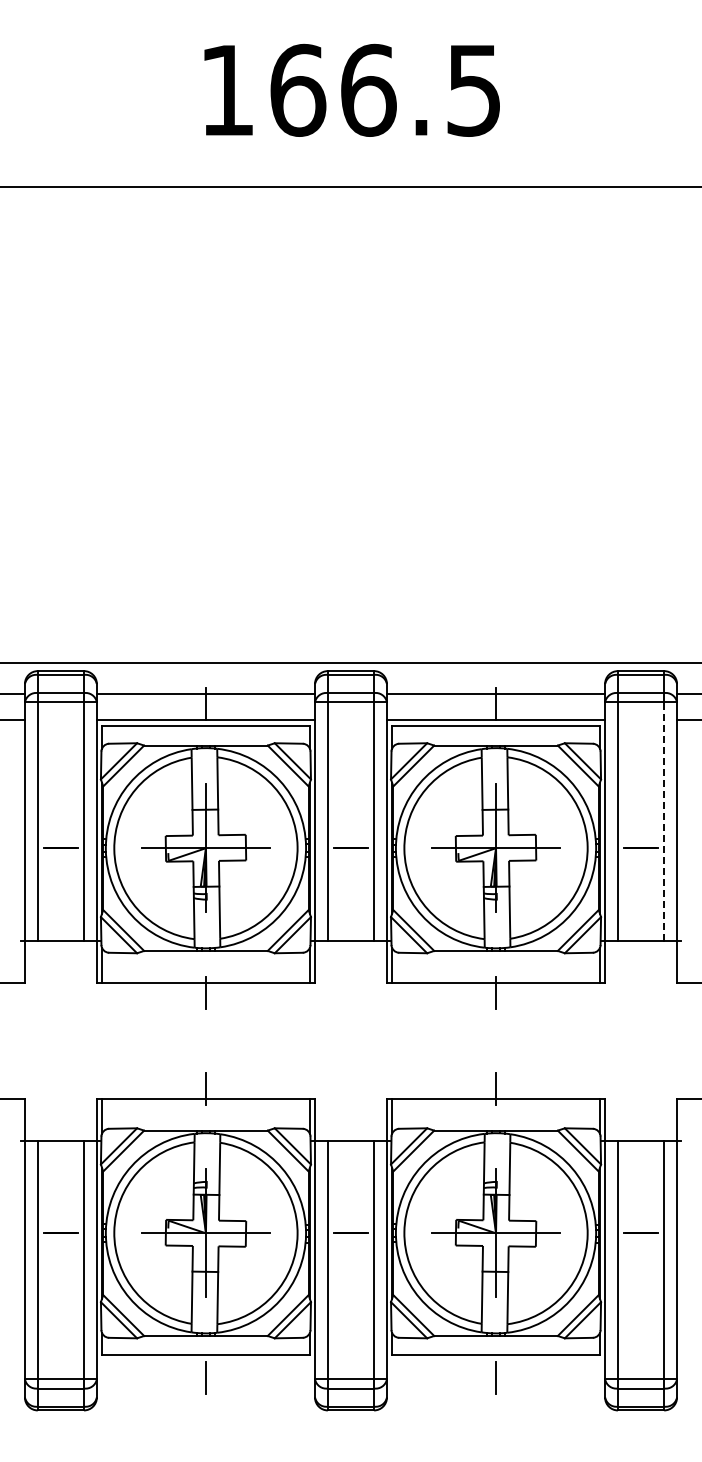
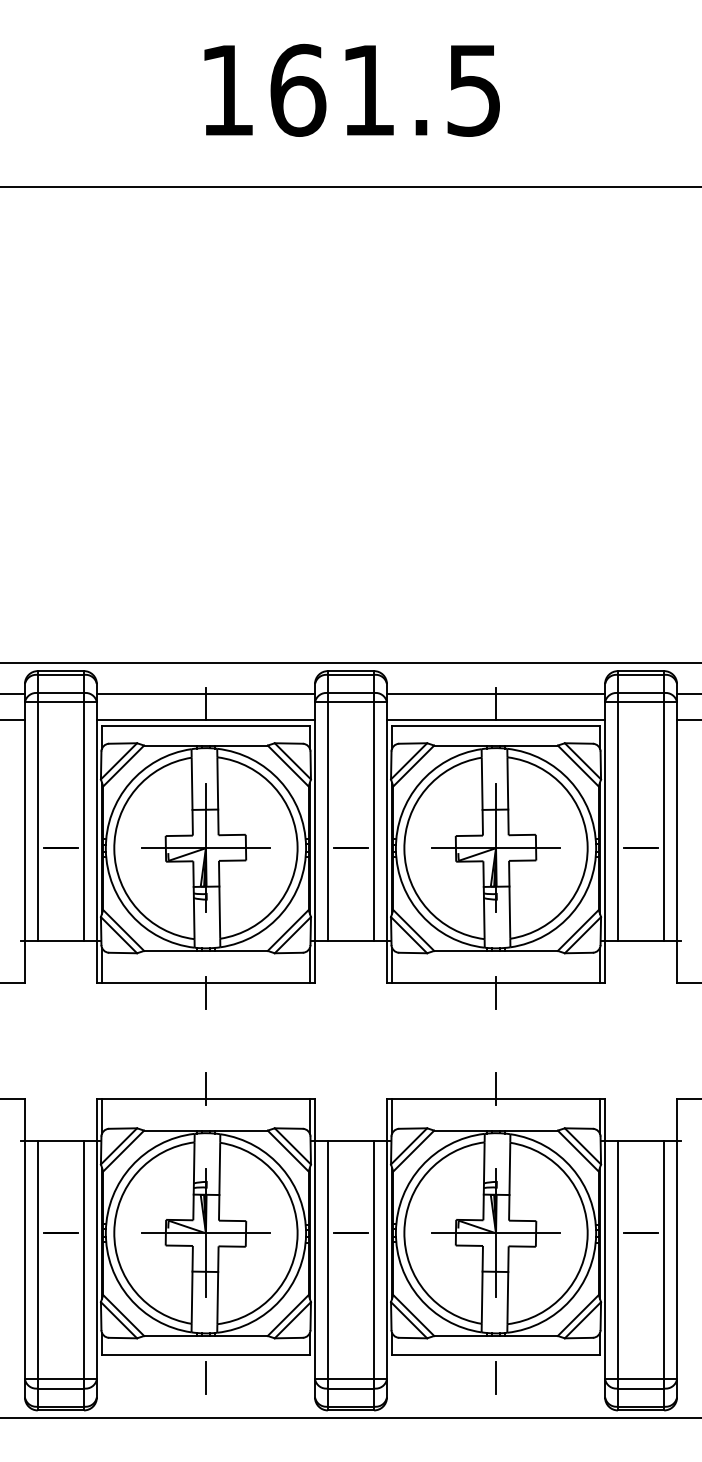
text: 166.5 -> 161.5 (368, 89)
line: dashed -> solid (664, 820)
line: none -> present (350, 1418)
